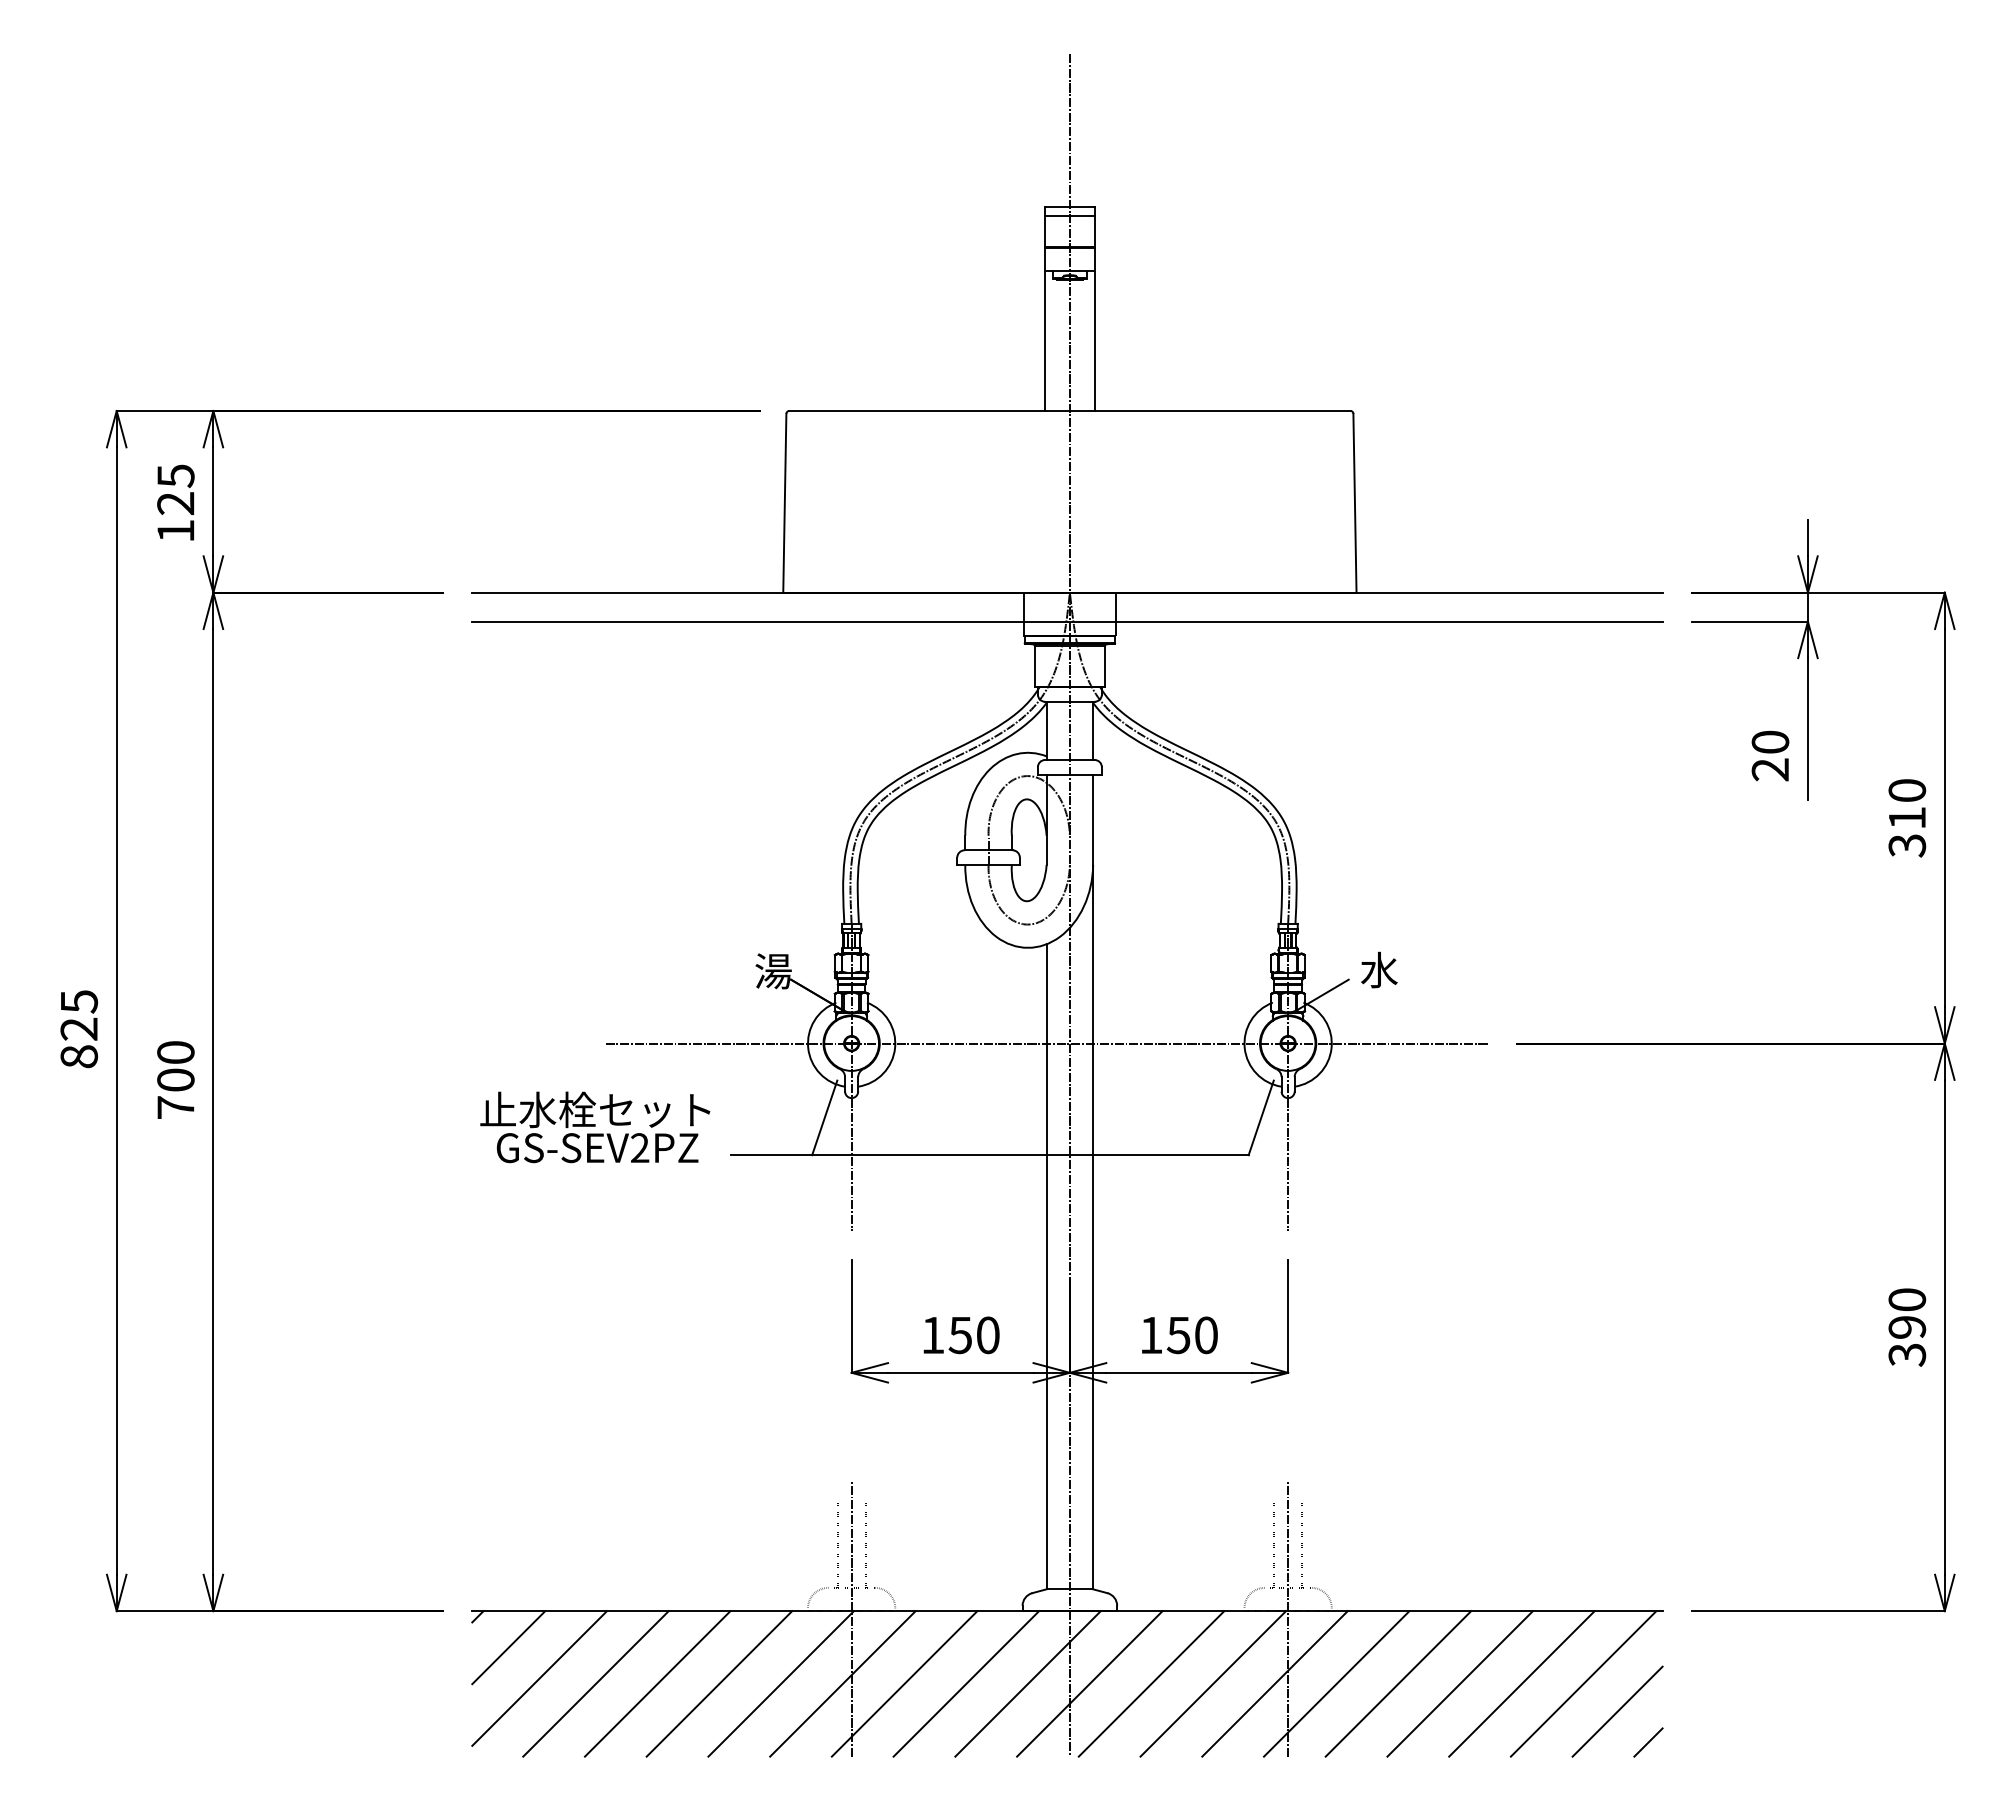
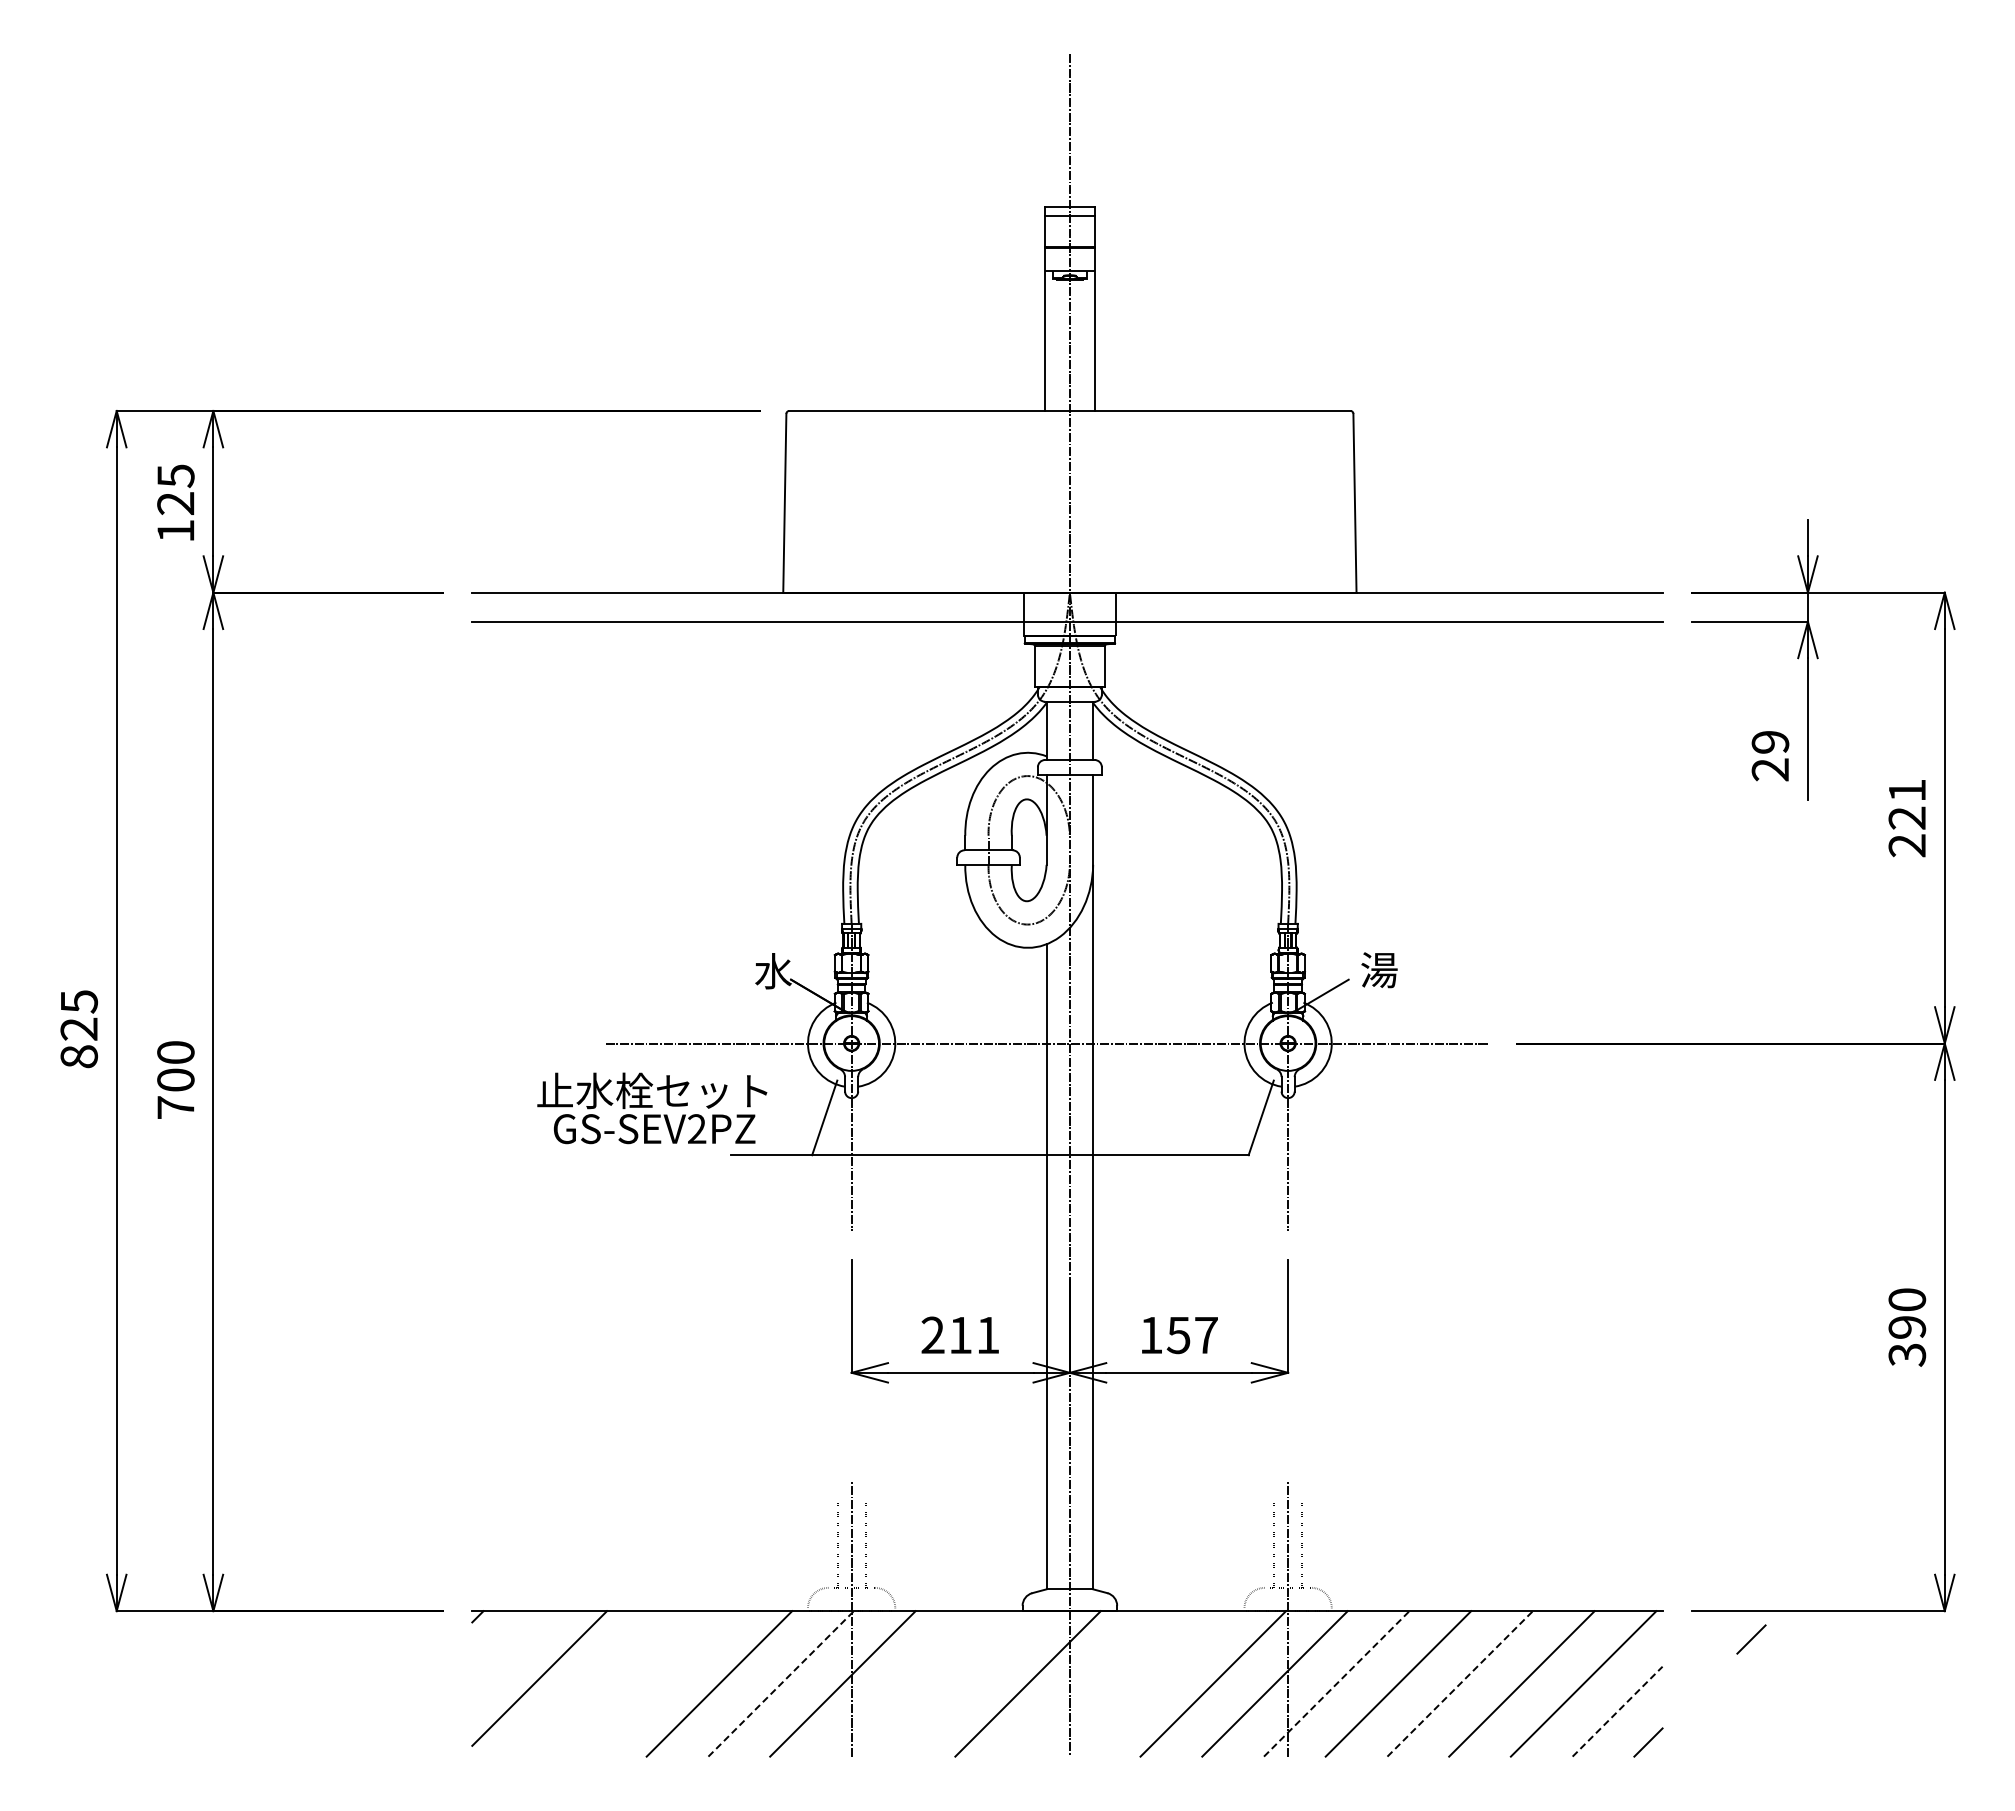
text: 20 -> 29 (1770, 741)
text: 310 -> 221 (1907, 818)
text: 水 -> 湯 (1379, 969)
text: 湯 -> 水 (773, 971)
text position: (595, 1127) -> (652, 1108) (652, 1108)
text: 150 -> 211 (960, 1335)
text: 150 -> 157 (1206, 1335)
line: none -> present (1751, 1639)
line: present -> none (508, 1647)
line: present -> none (595, 1683)
line: present -> none (657, 1683)
line: solid -> dashed (781, 1683)
line: present -> none (904, 1683)
line: present -> none (966, 1683)
line: present -> none (1089, 1683)
line: present -> none (1151, 1683)
line: solid -> dashed (1336, 1683)
line: solid -> dashed (1460, 1683)
line: solid -> dashed (1617, 1711)
